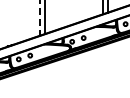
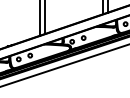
line: dashed -> solid (40, 18)
line: none -> present (64, 65)
